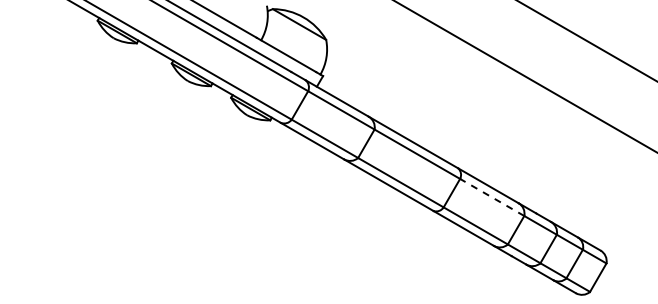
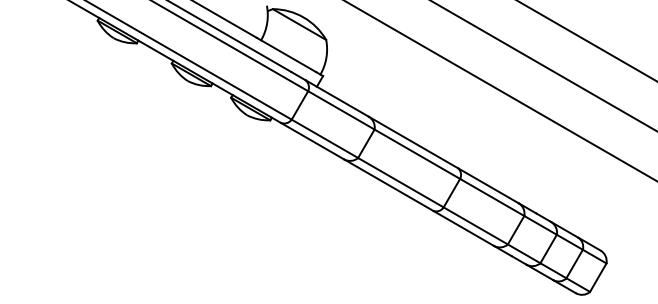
line position: (525, 76) -> (543, 65) (543, 65)
line: none -> present (500, 90)
line: dashed -> solid (491, 197)
